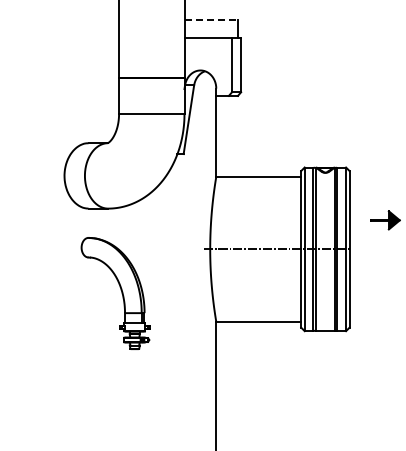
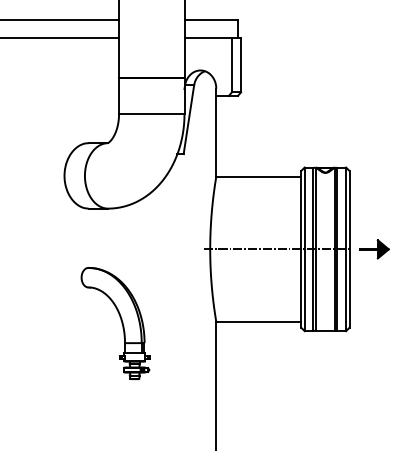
line: none -> present (60, 19)
line: dashed -> solid (211, 19)
line: none -> present (60, 37)
part position: (385, 220) -> (374, 249) (374, 249)
part position: (115, 293) -> (115, 323) (115, 323)
